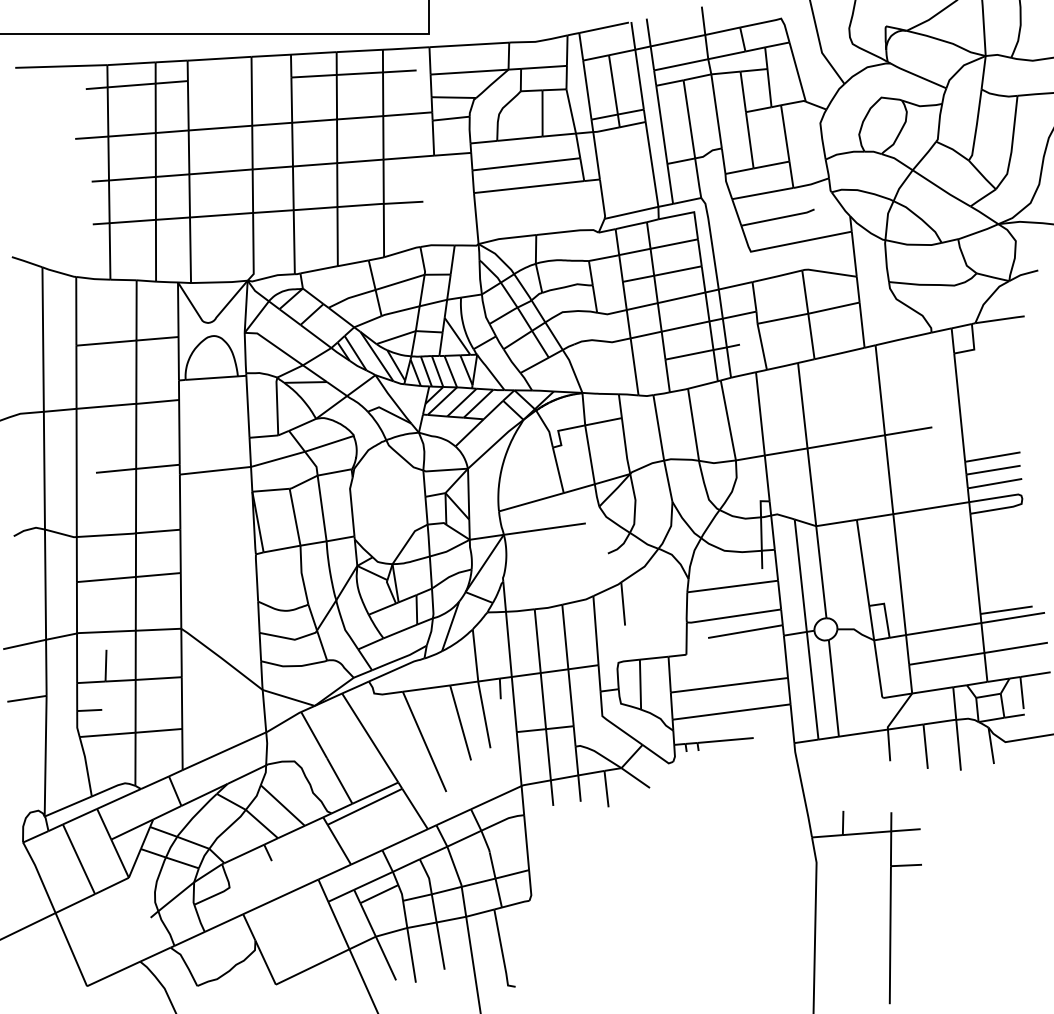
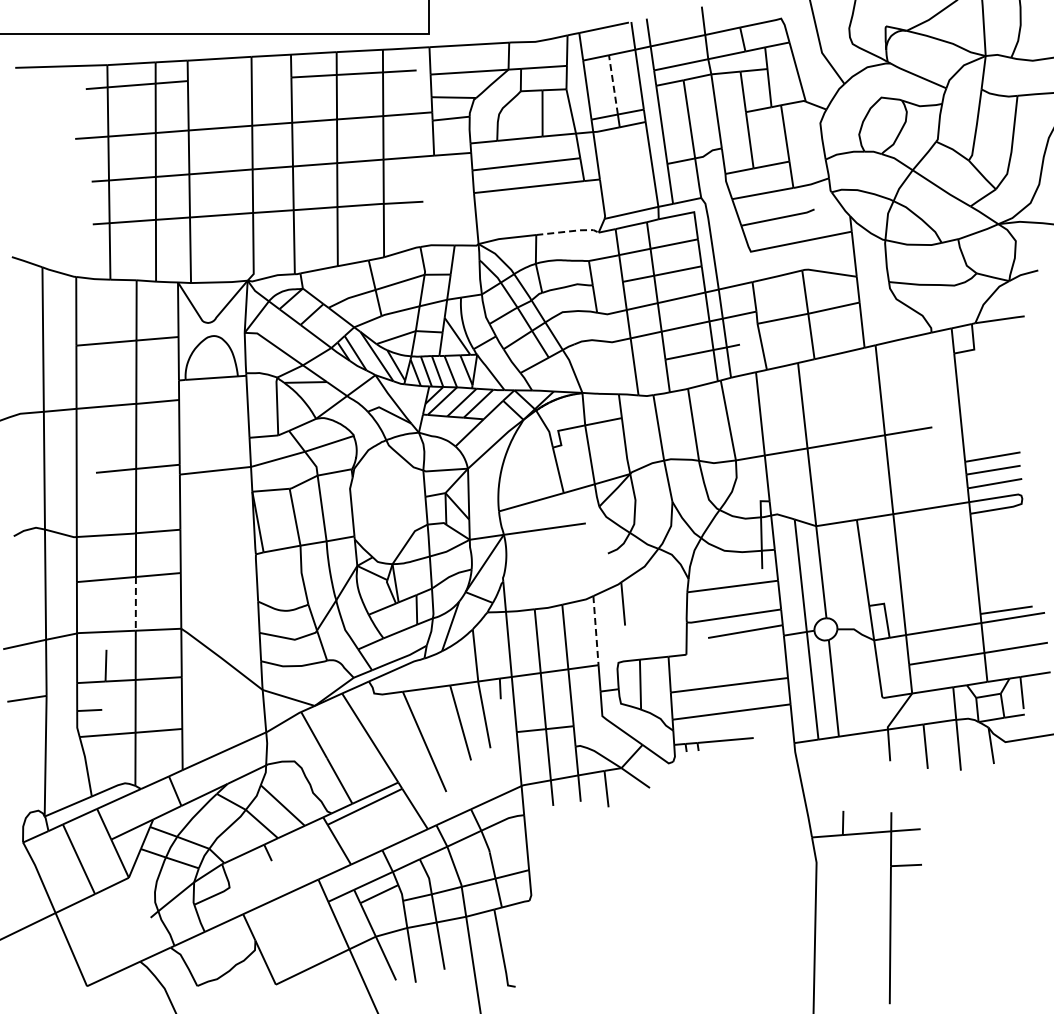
line: solid -> dashed (613, 84)
line: solid -> dashed (569, 231)
line: solid -> dashed (135, 603)
line: solid -> dashed (595, 630)
